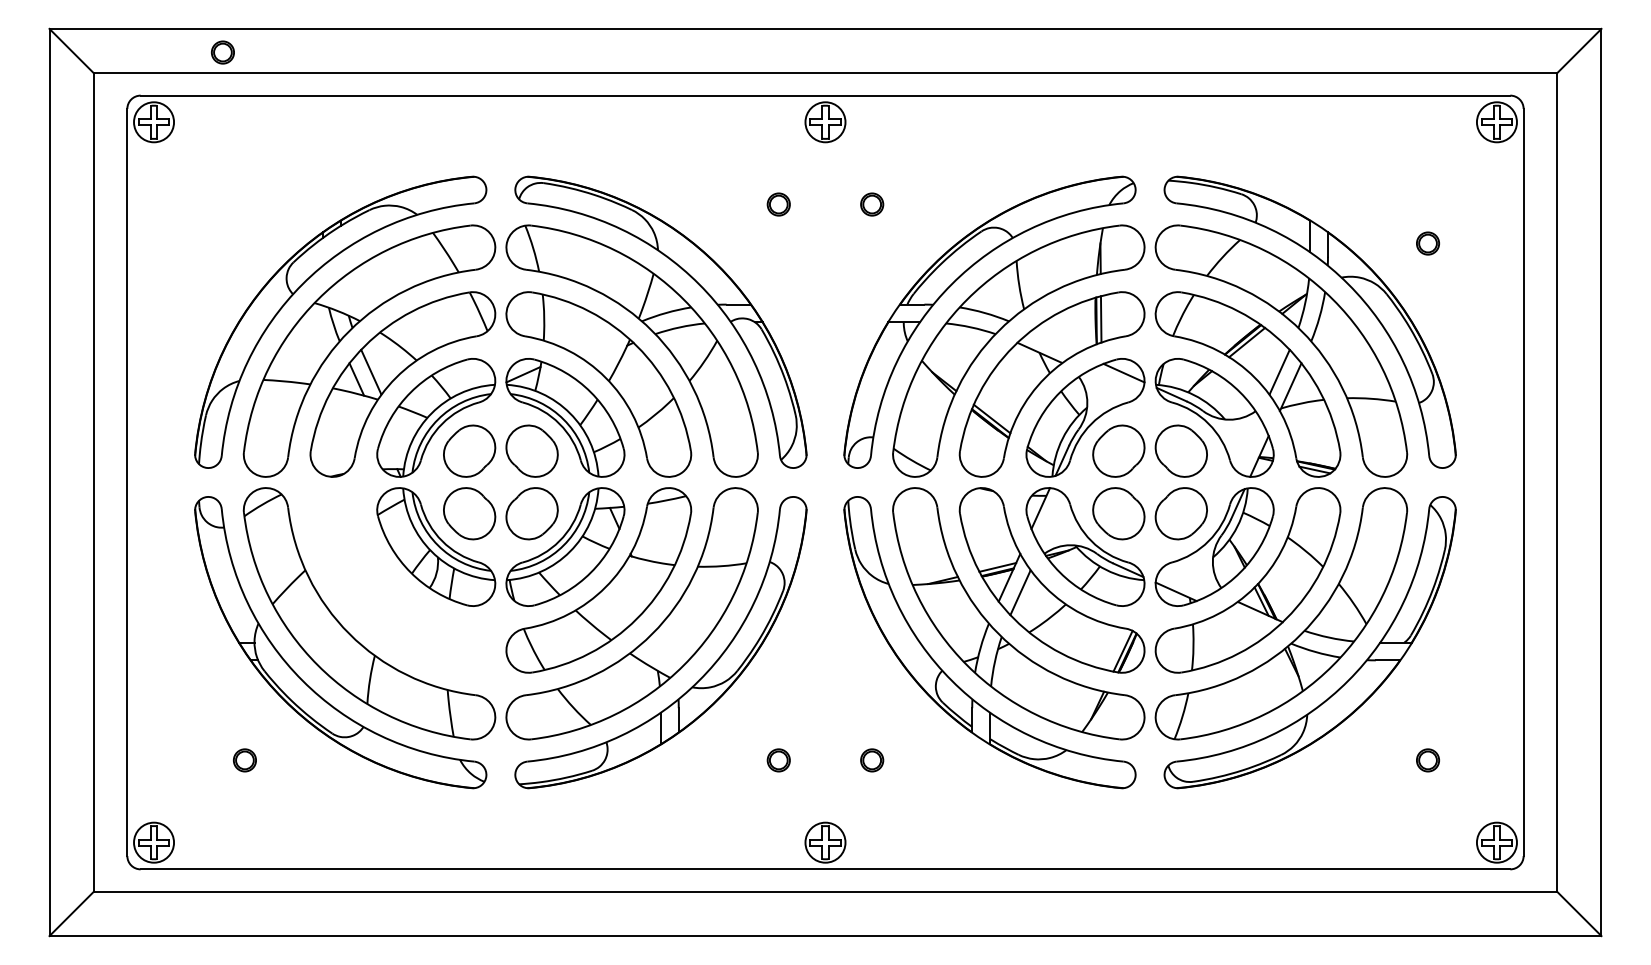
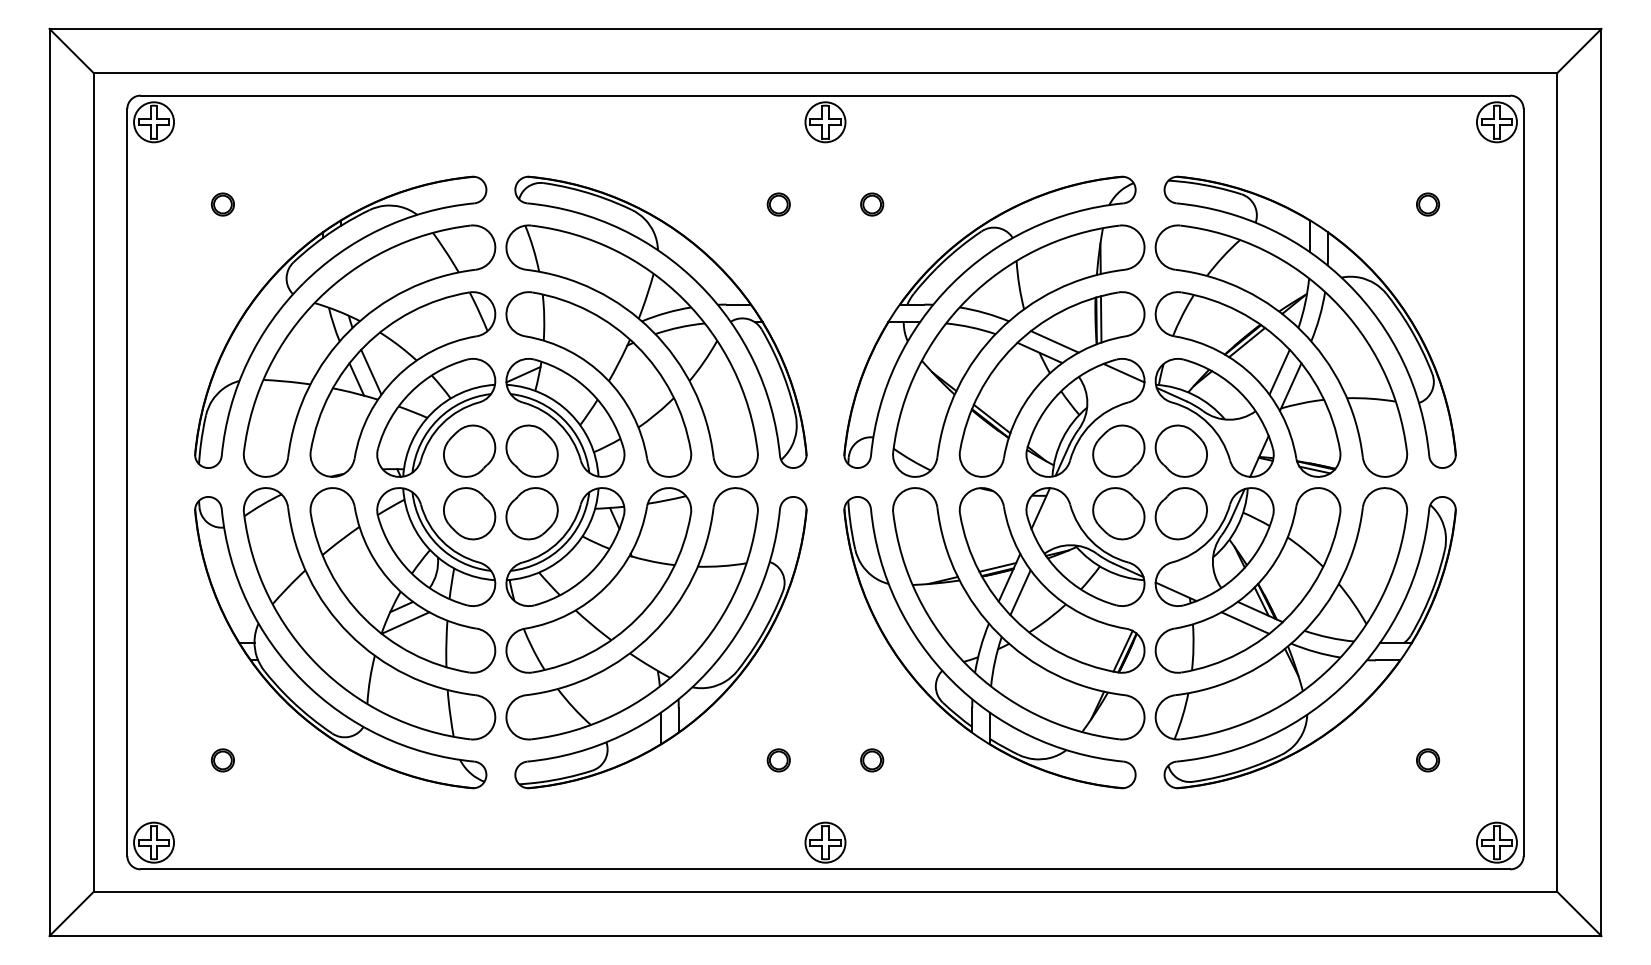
part position: (222, 52) -> (222, 204) (222, 204)
part position: (1427, 243) -> (1427, 204) (1427, 204)
line: none -> present (1054, 341)
part: none -> present (396, 586)
line: none -> present (1245, 622)
part position: (244, 760) -> (222, 760) (222, 760)
